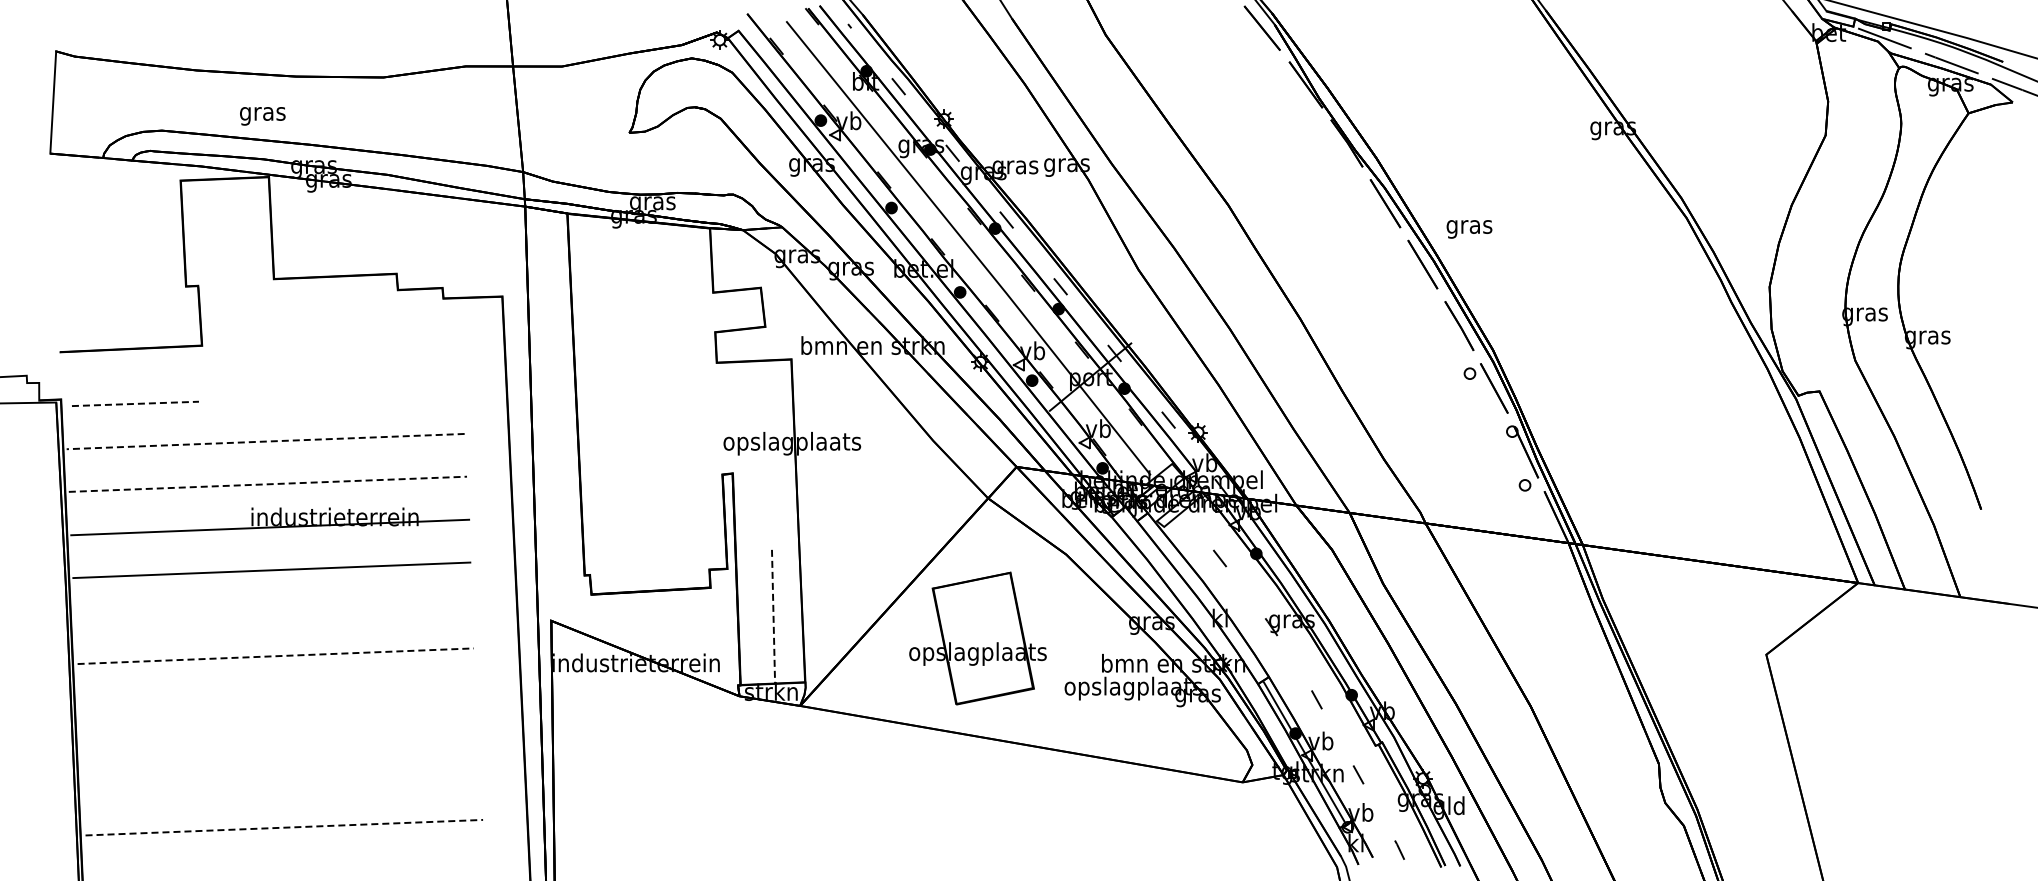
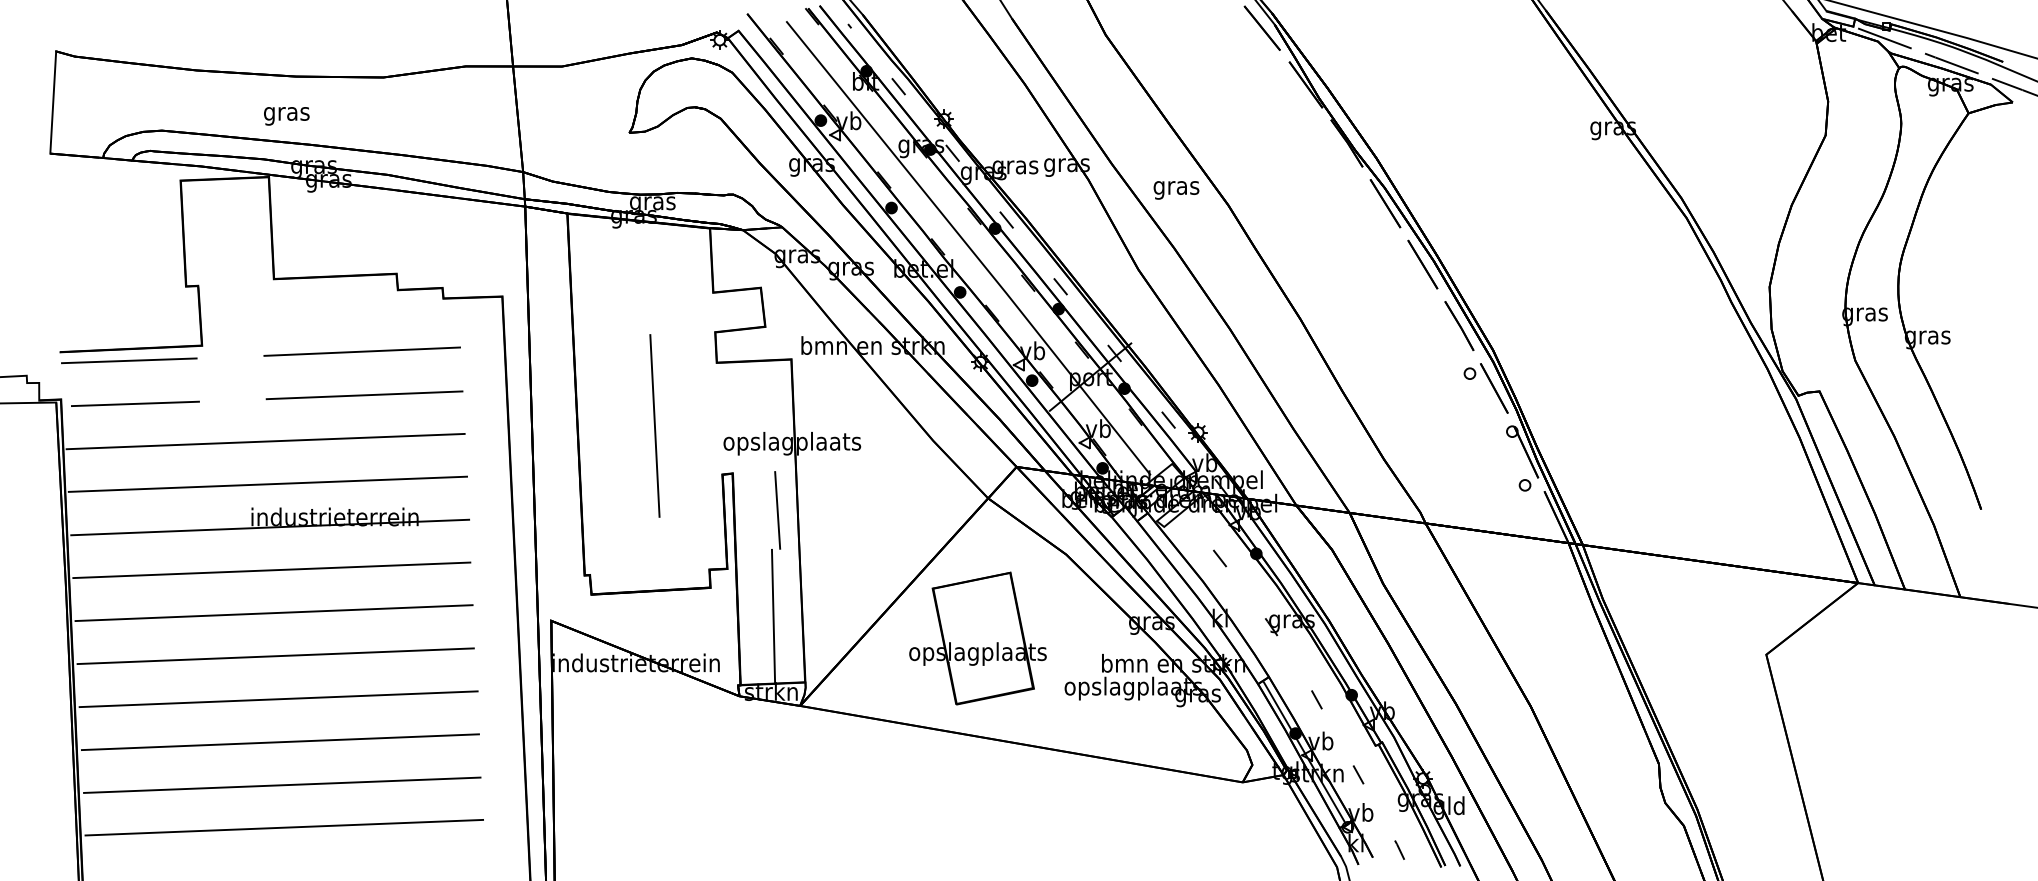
text position: (262, 116) -> (286, 116) (286, 116)
text position: (1469, 229) -> (1176, 190) (1176, 190)
line: none -> present (362, 351)
line: none -> present (129, 360)
line: none -> present (364, 395)
line: dashed -> solid (135, 403)
line: none -> present (654, 425)
line: dashed -> solid (265, 441)
line: dashed -> solid (268, 484)
line: none -> present (777, 510)
line: none -> present (273, 613)
line: dashed -> solid (773, 616)
line: dashed -> solid (276, 656)
line: none -> present (278, 699)
line: none -> present (279, 742)
line: none -> present (282, 784)
line: dashed -> solid (284, 827)
